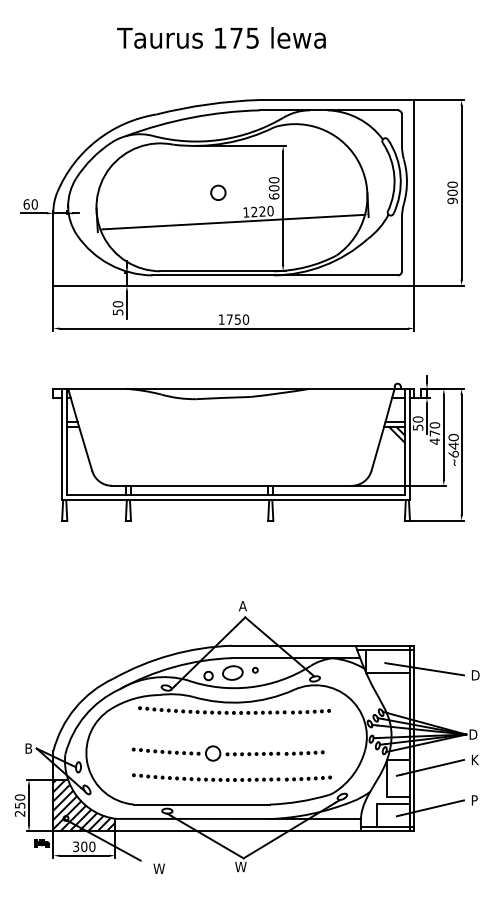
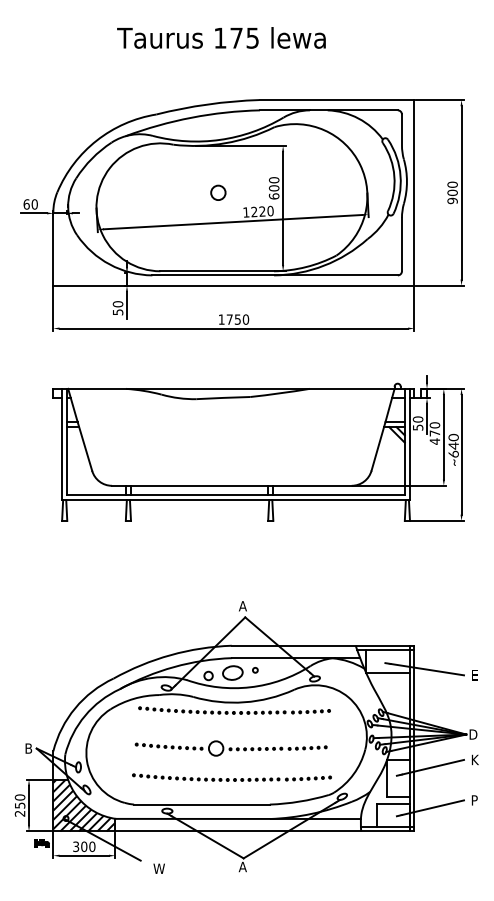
text: D -> E (475, 675)
part position: (227, 753) -> (230, 748) (230, 748)
text: W -> A (240, 866)
